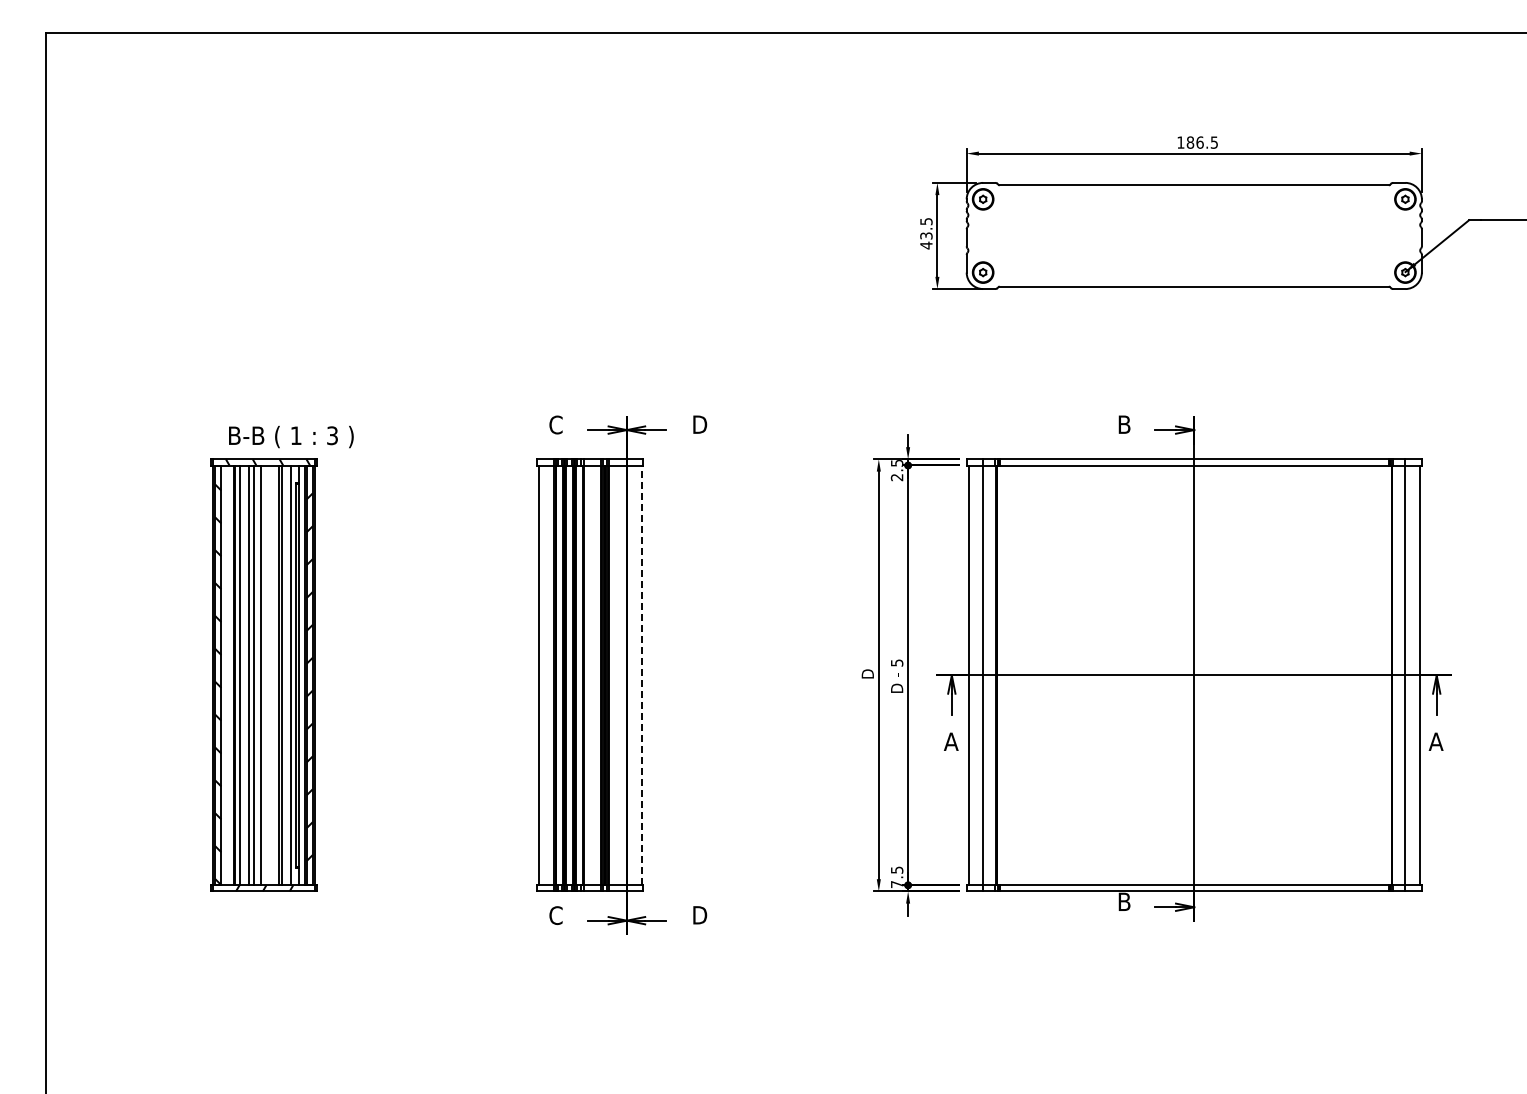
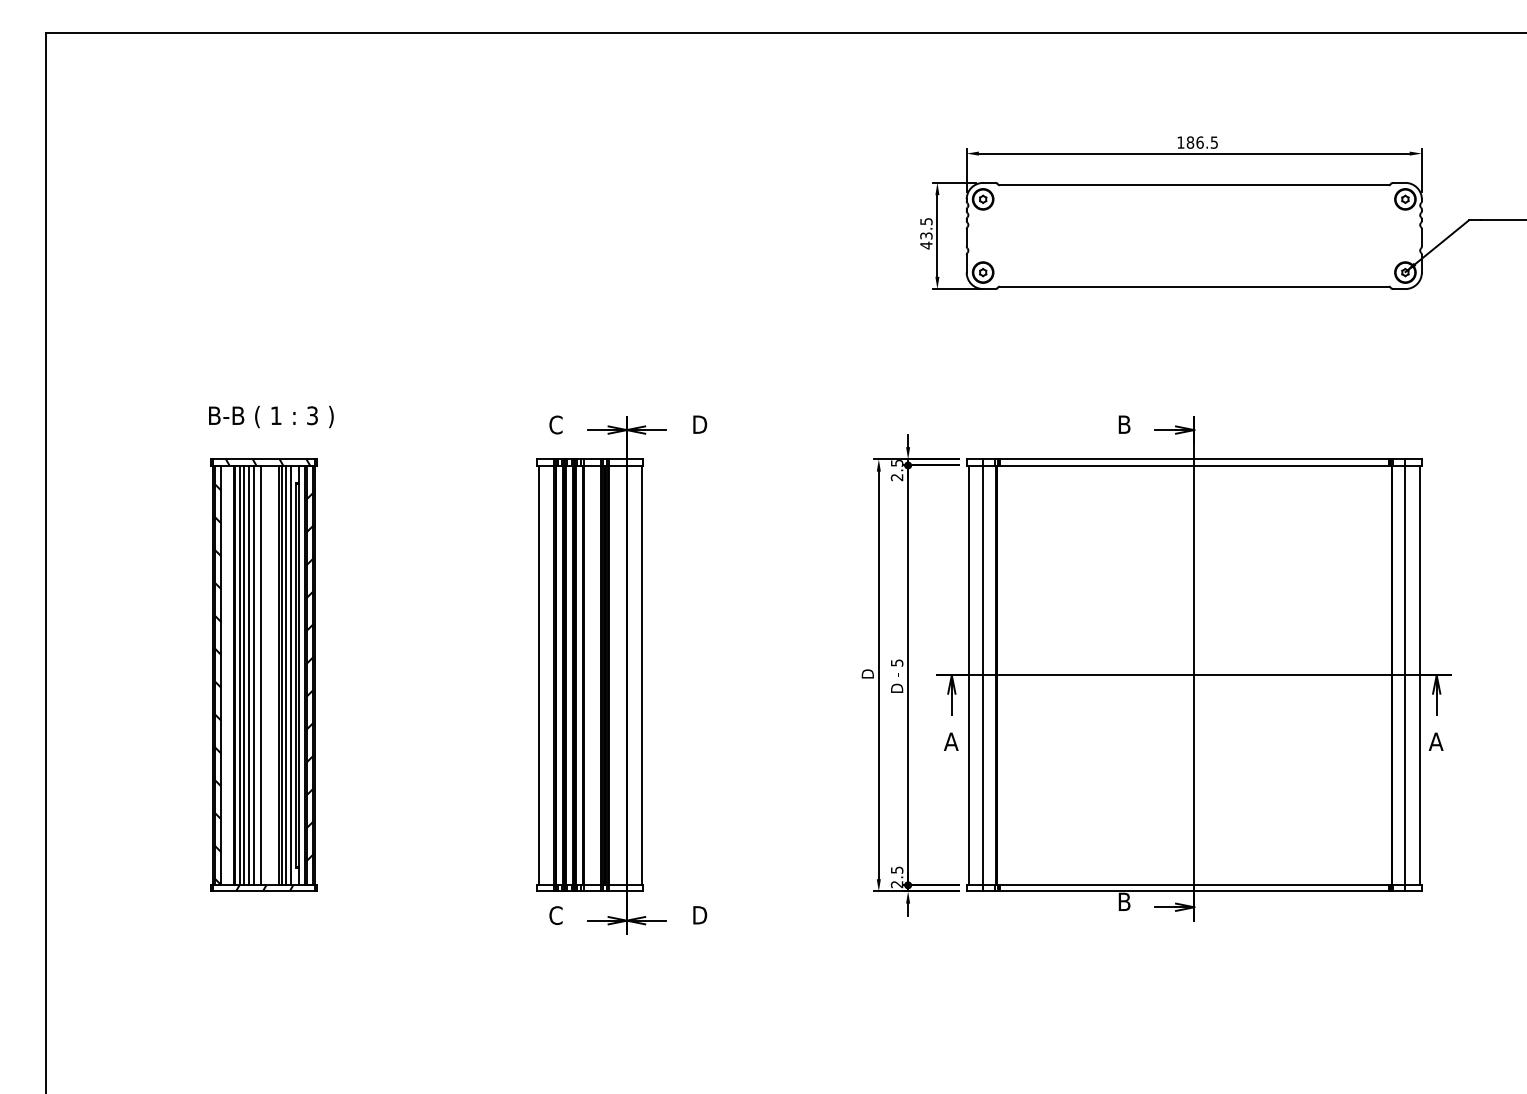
text position: (291, 436) -> (271, 416) (271, 416)
line: none -> present (244, 675)
line: none -> present (286, 675)
line: dashed -> solid (641, 675)
text: 7.5 -> 2.5 (896, 884)
